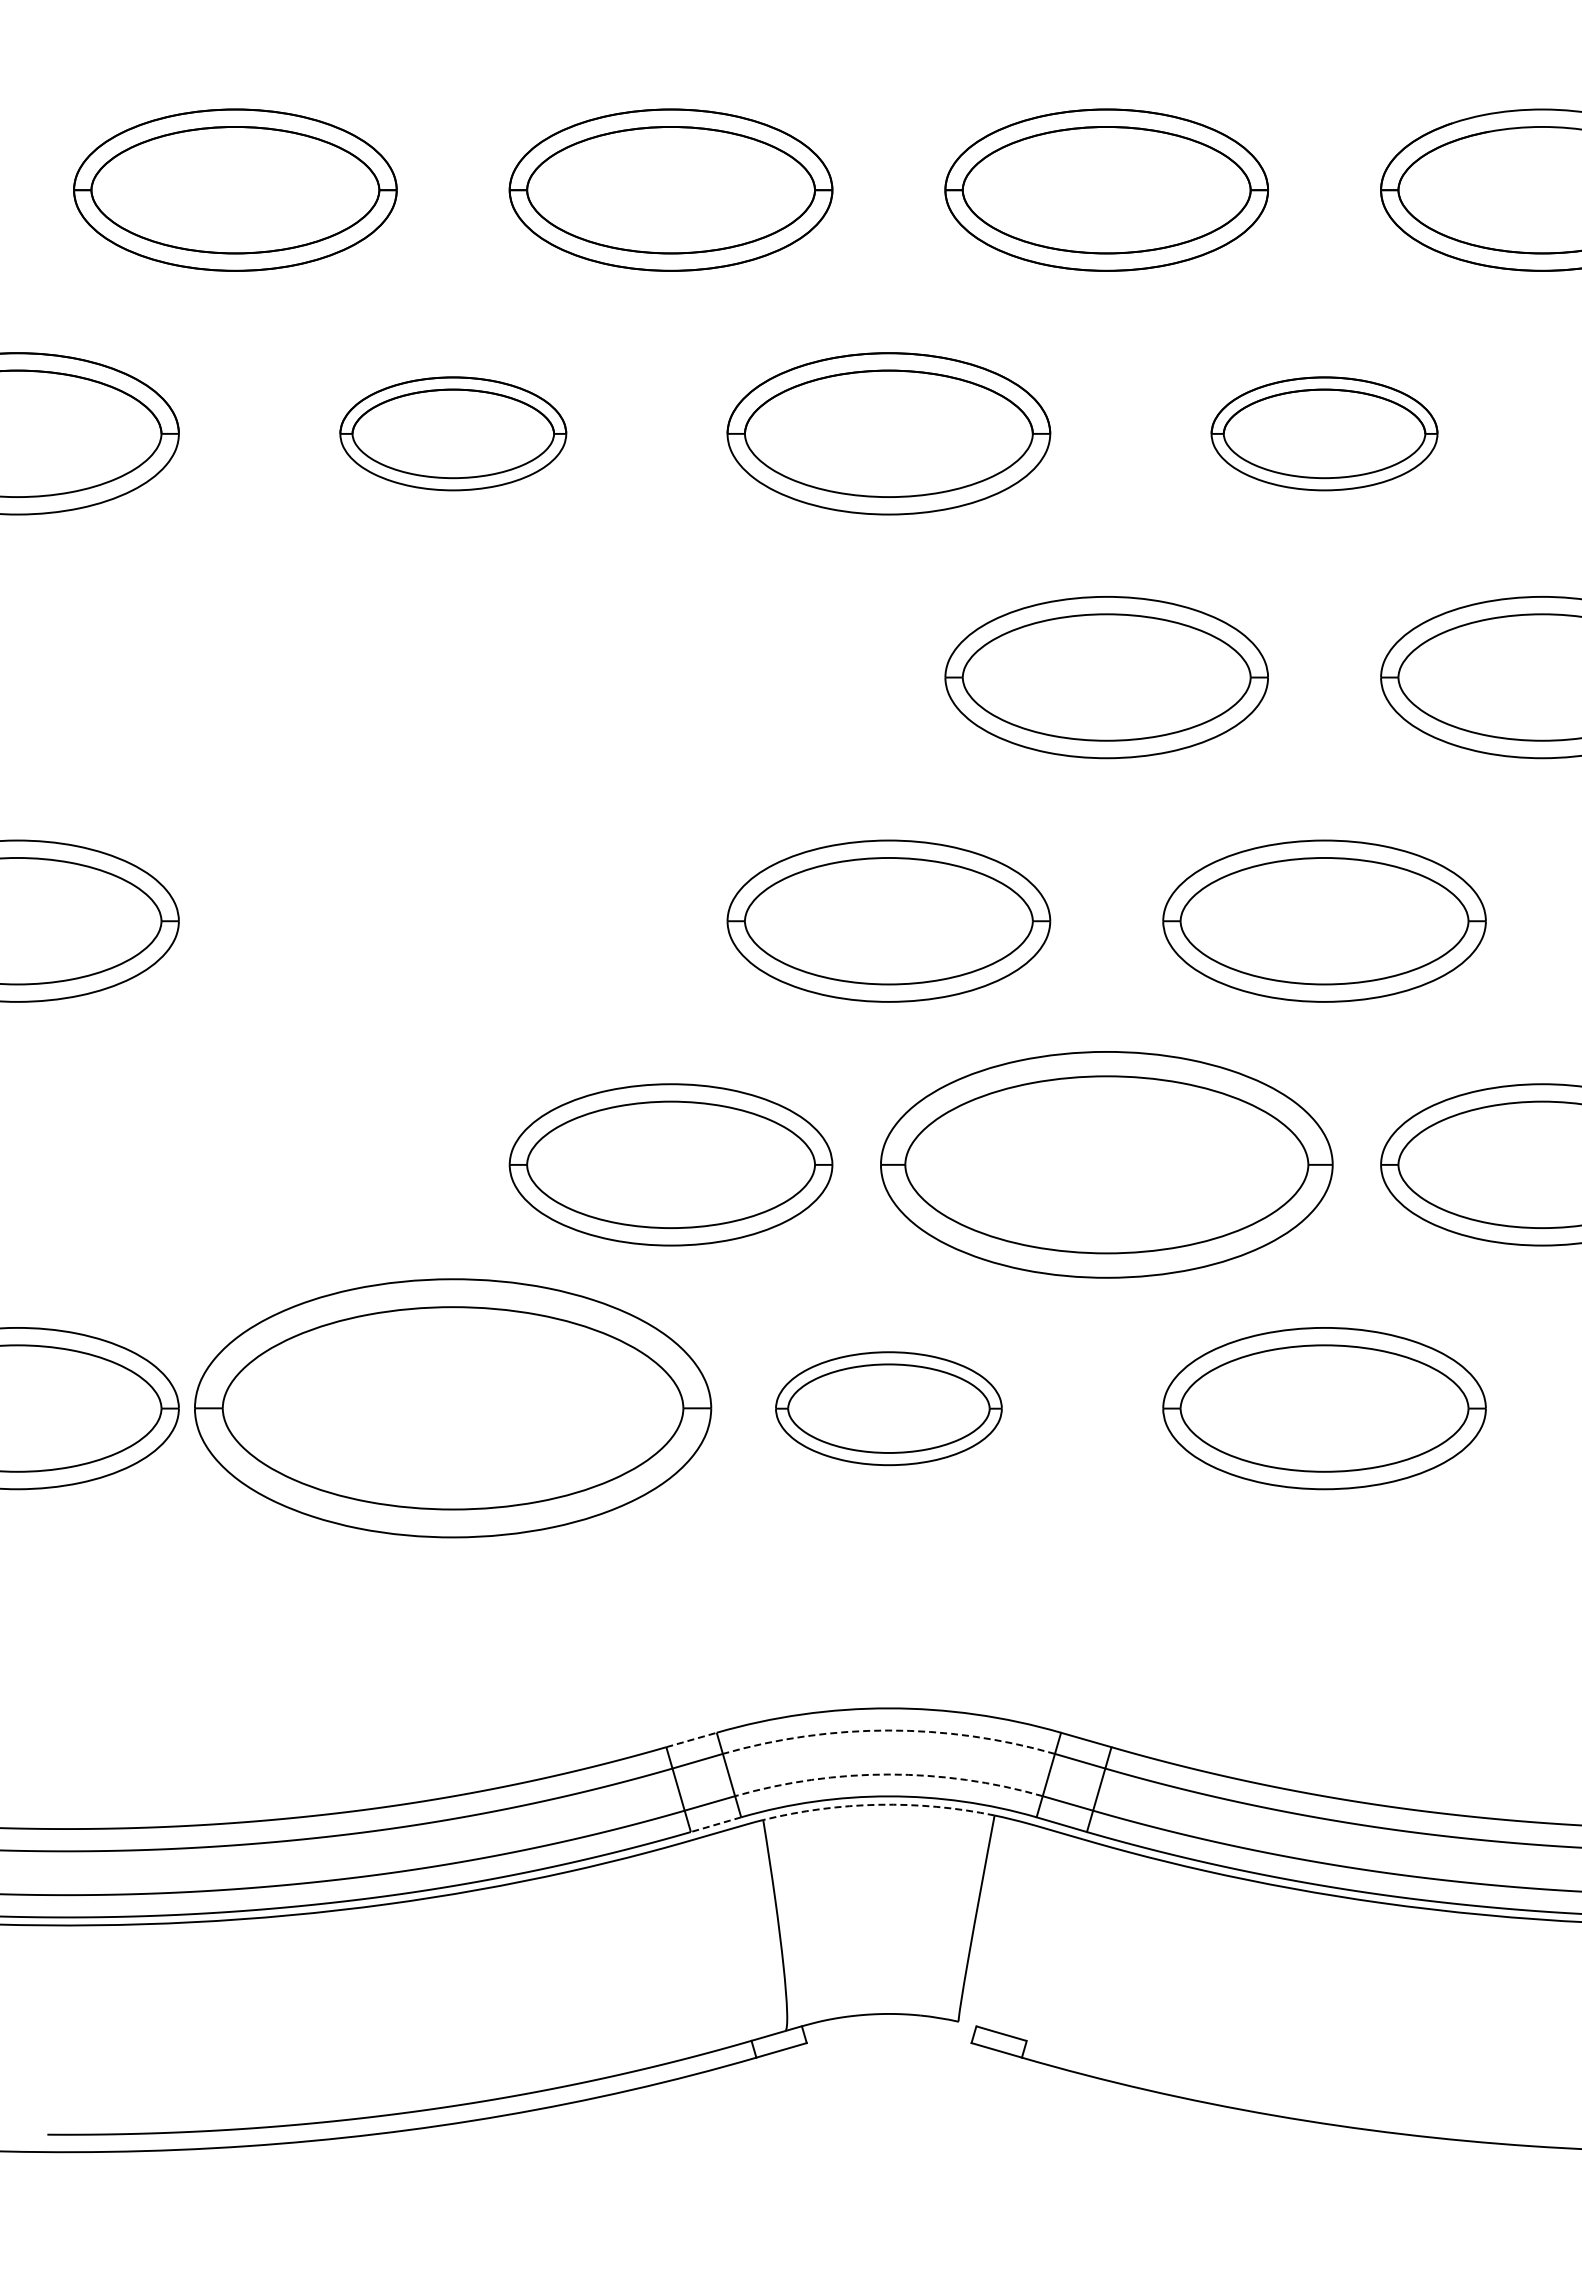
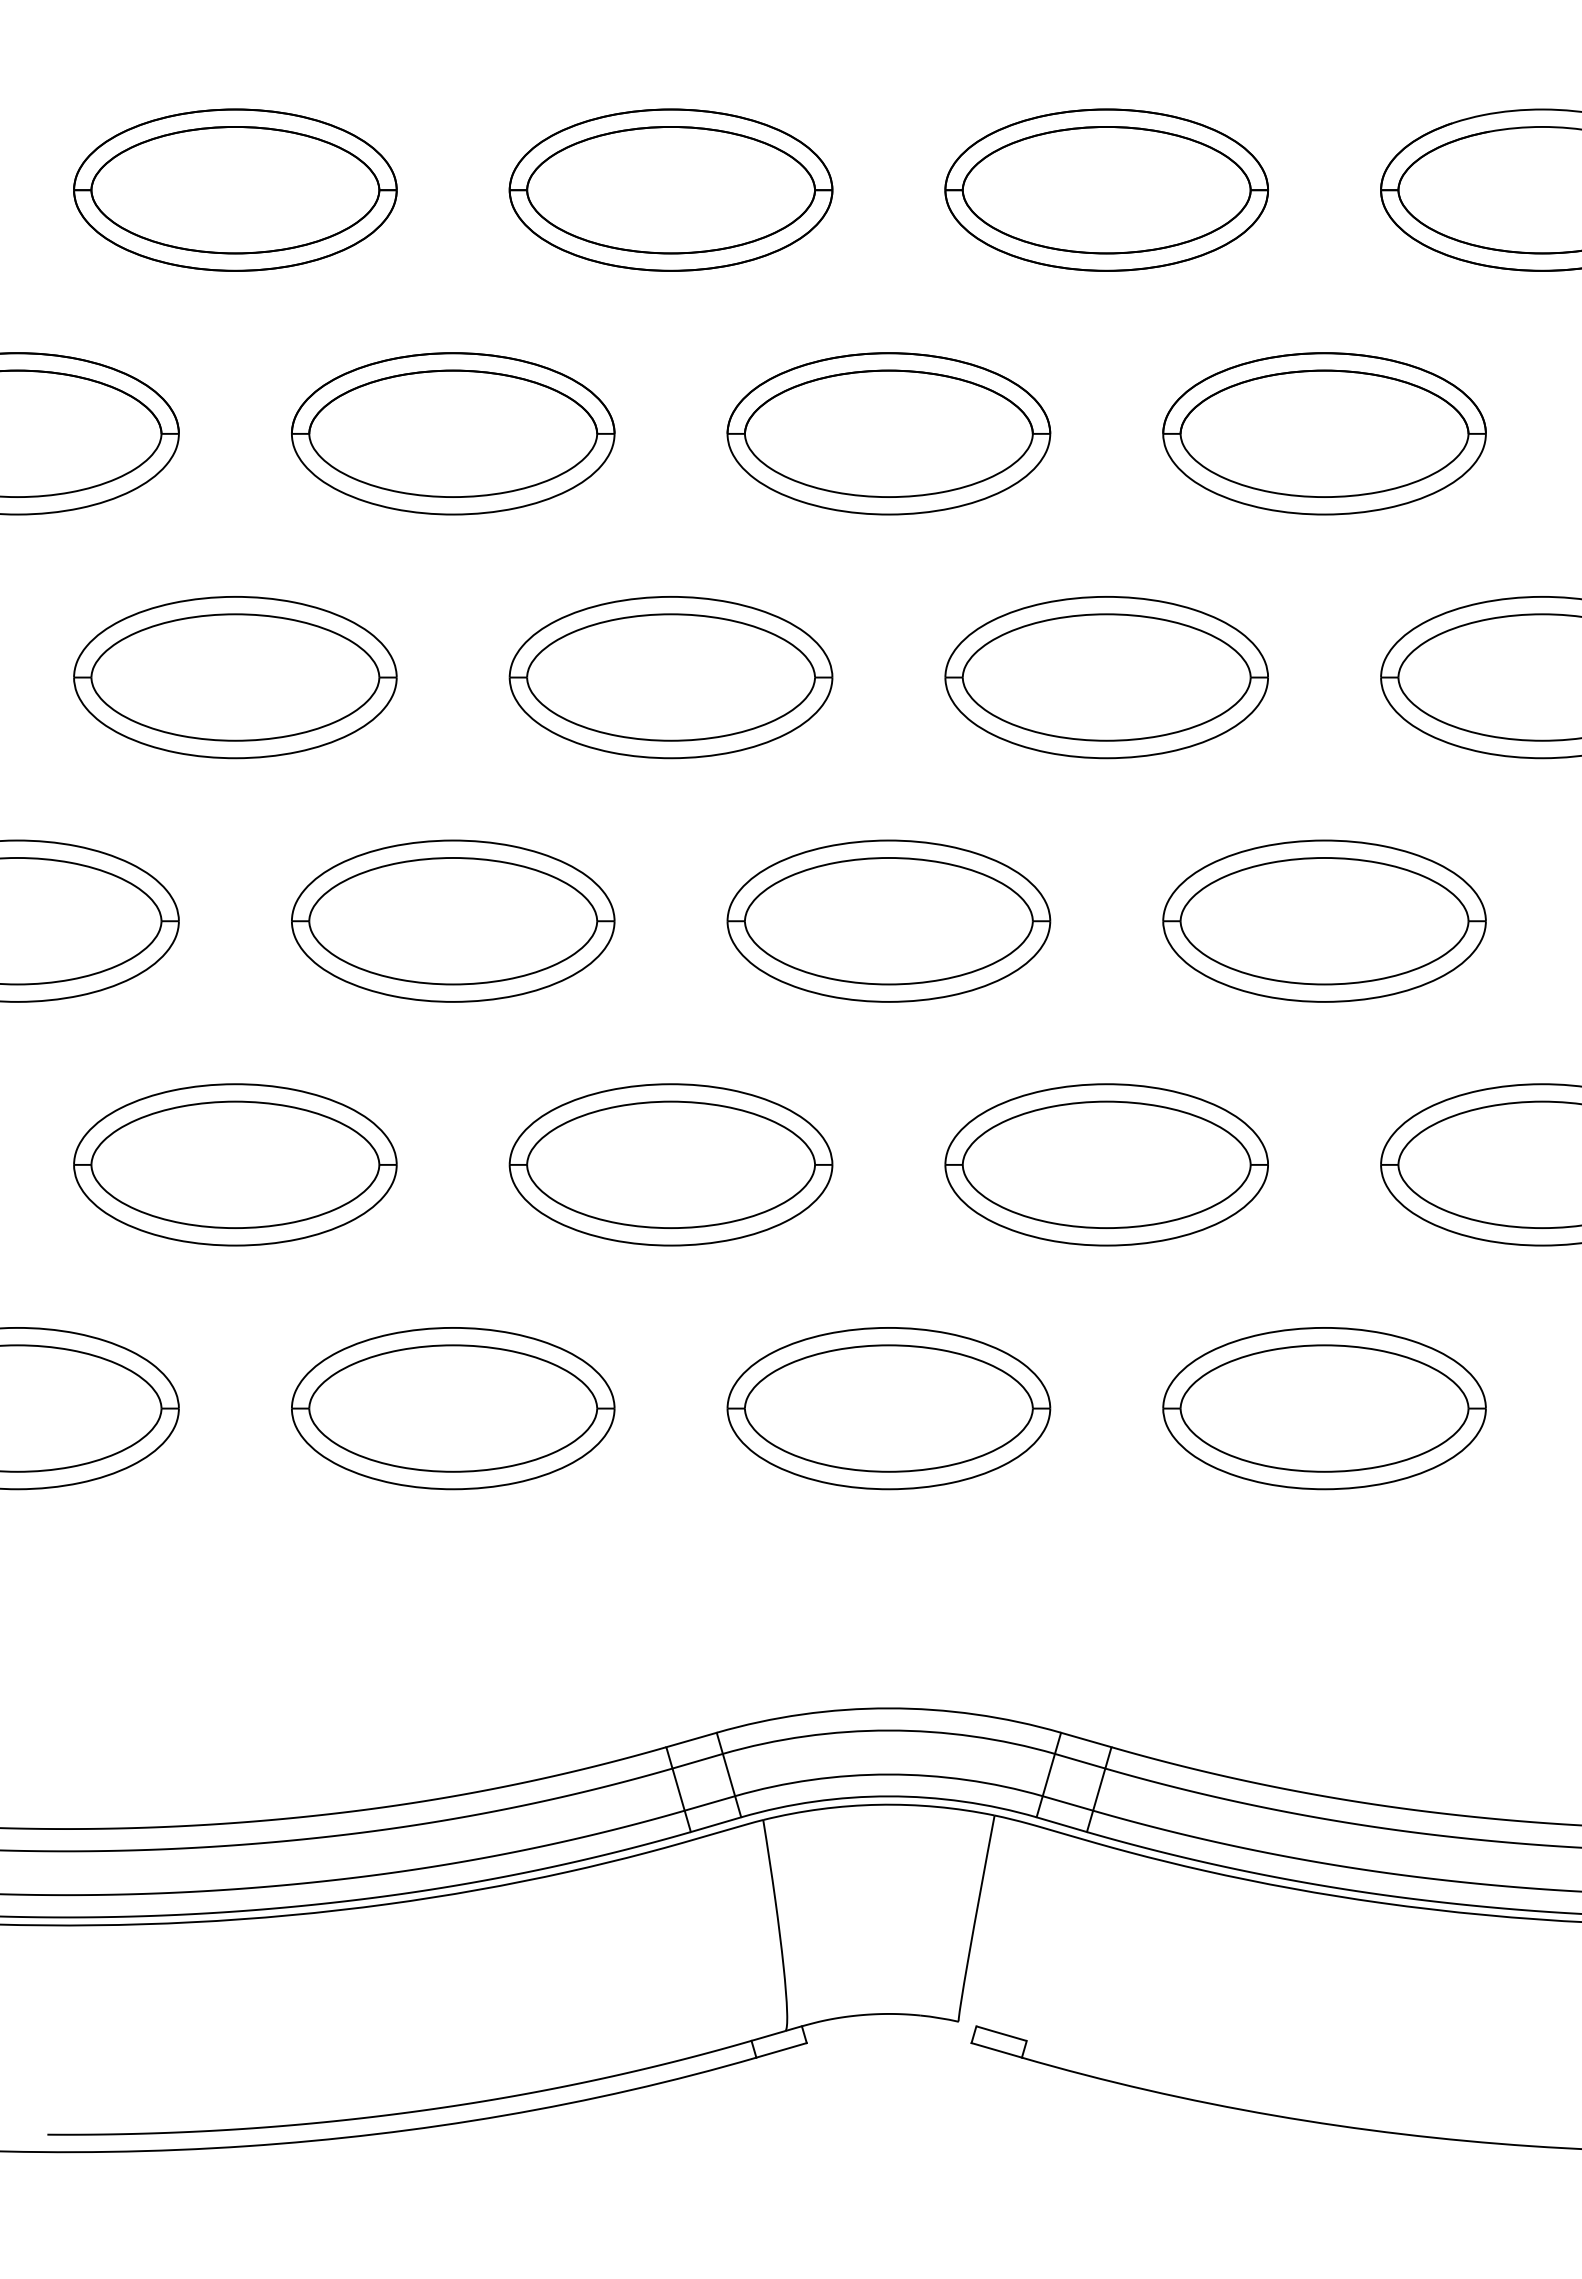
part size: 229x116 px -> 325x164 px (453, 433)
part size: 229x116 px -> 325x164 px (1324, 433)
part: none -> present (235, 677)
part: none -> present (670, 677)
part: none -> present (453, 920)
part: none -> present (235, 1164)
part size: 454x228 px -> 325x164 px (1106, 1164)
part size: 519x261 px -> 325x164 px (453, 1408)
part size: 228x116 px -> 326x164 px (888, 1408)
arc: dashed -> solid (888, 1730)
line: dashed -> solid (692, 1739)
arc: dashed -> solid (888, 1774)
arc: dashed -> solid (878, 1804)
line: dashed -> solid (715, 1824)
